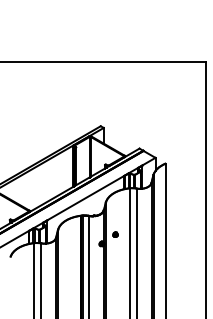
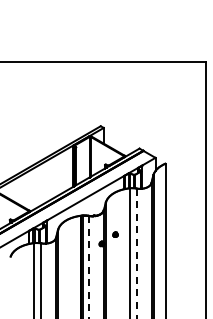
line: solid -> dashed (136, 253)
line: solid -> dashed (89, 267)
